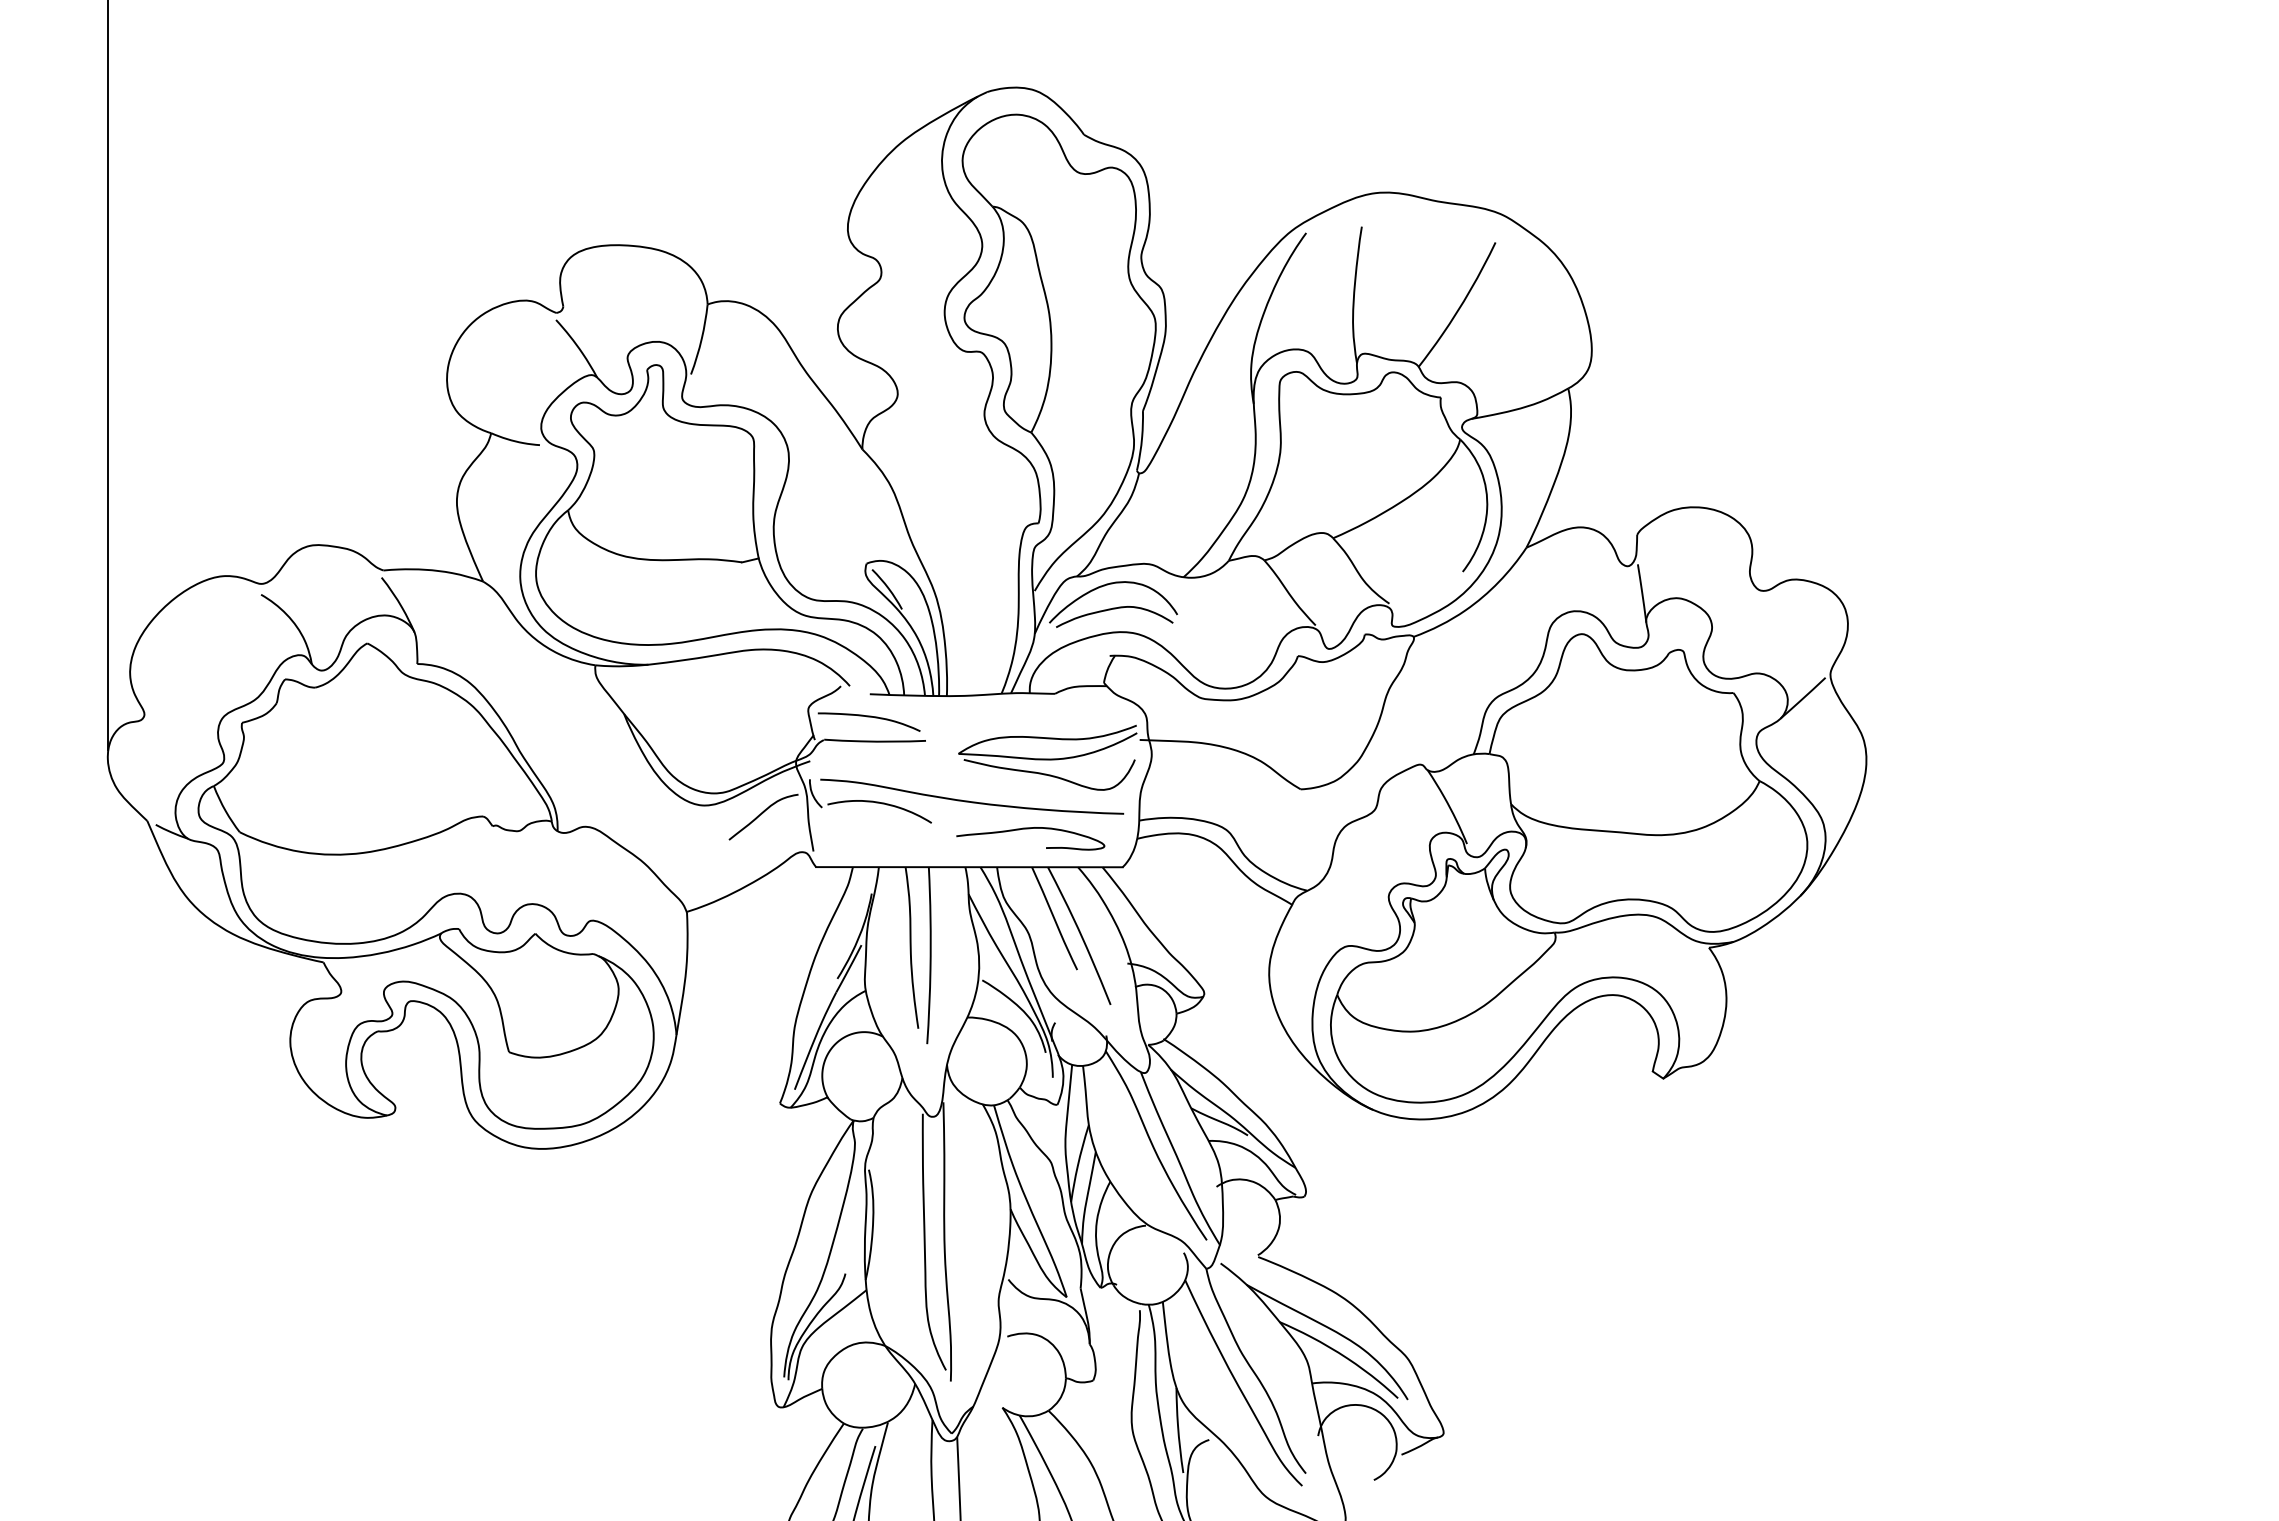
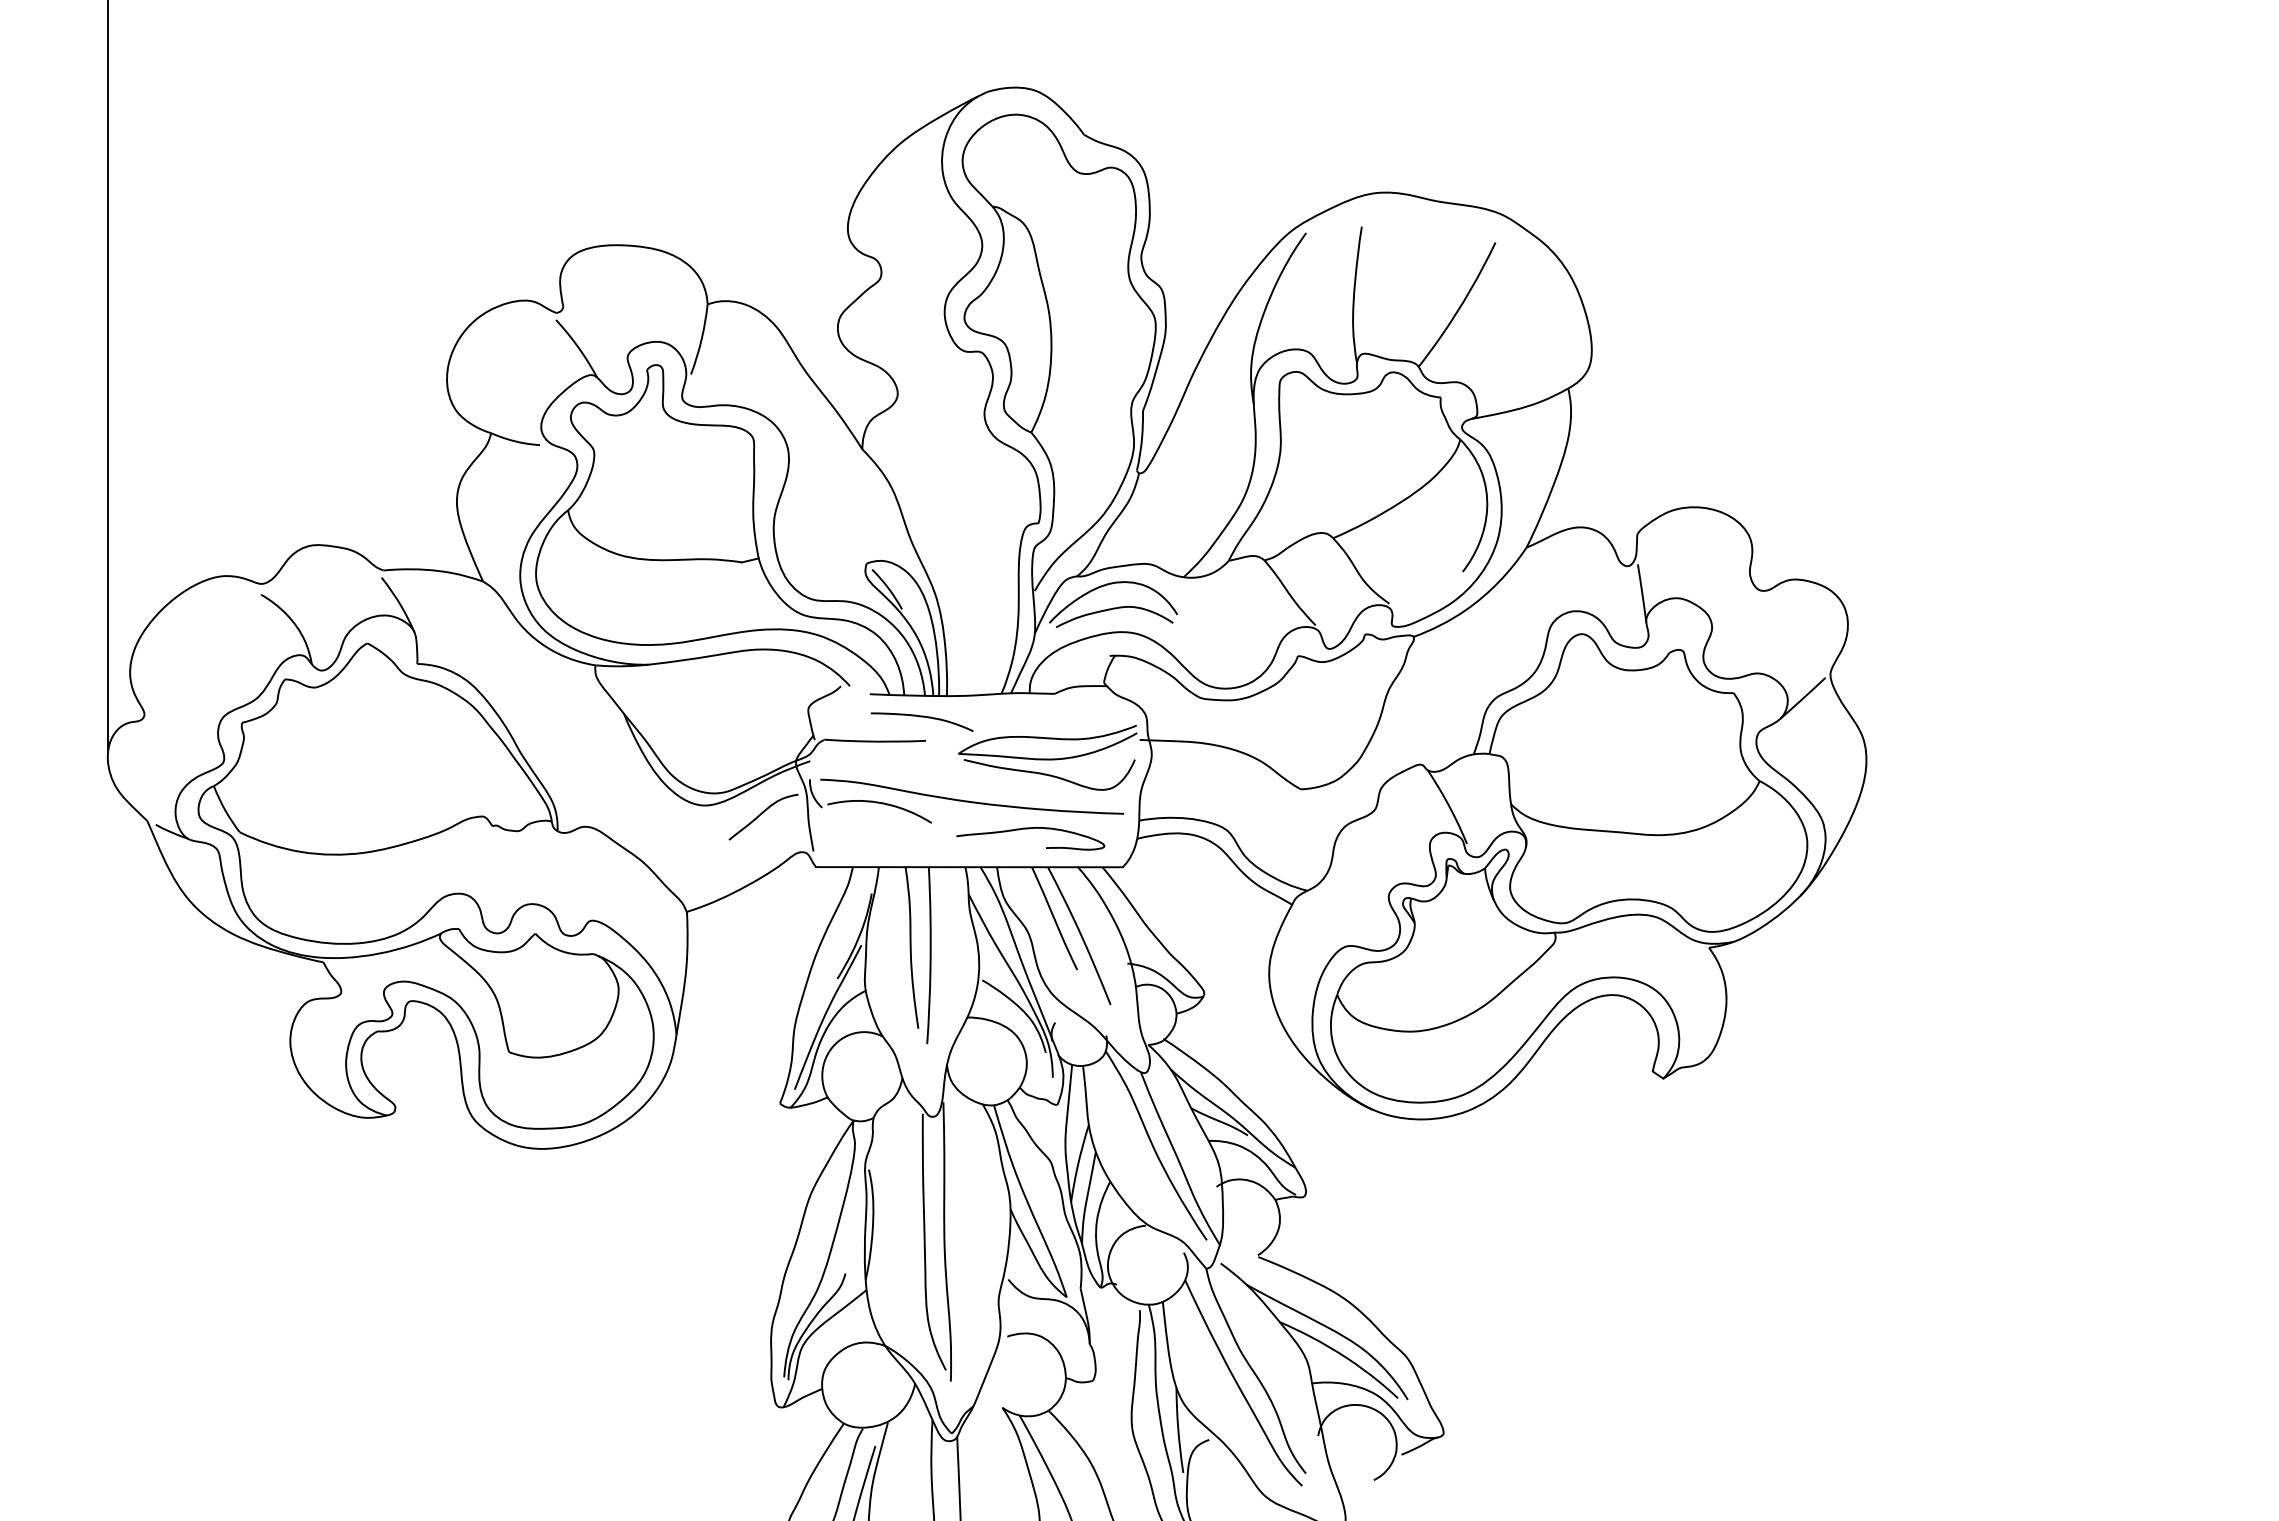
curve position: (868, 717) -> (921, 717) (921, 717)
